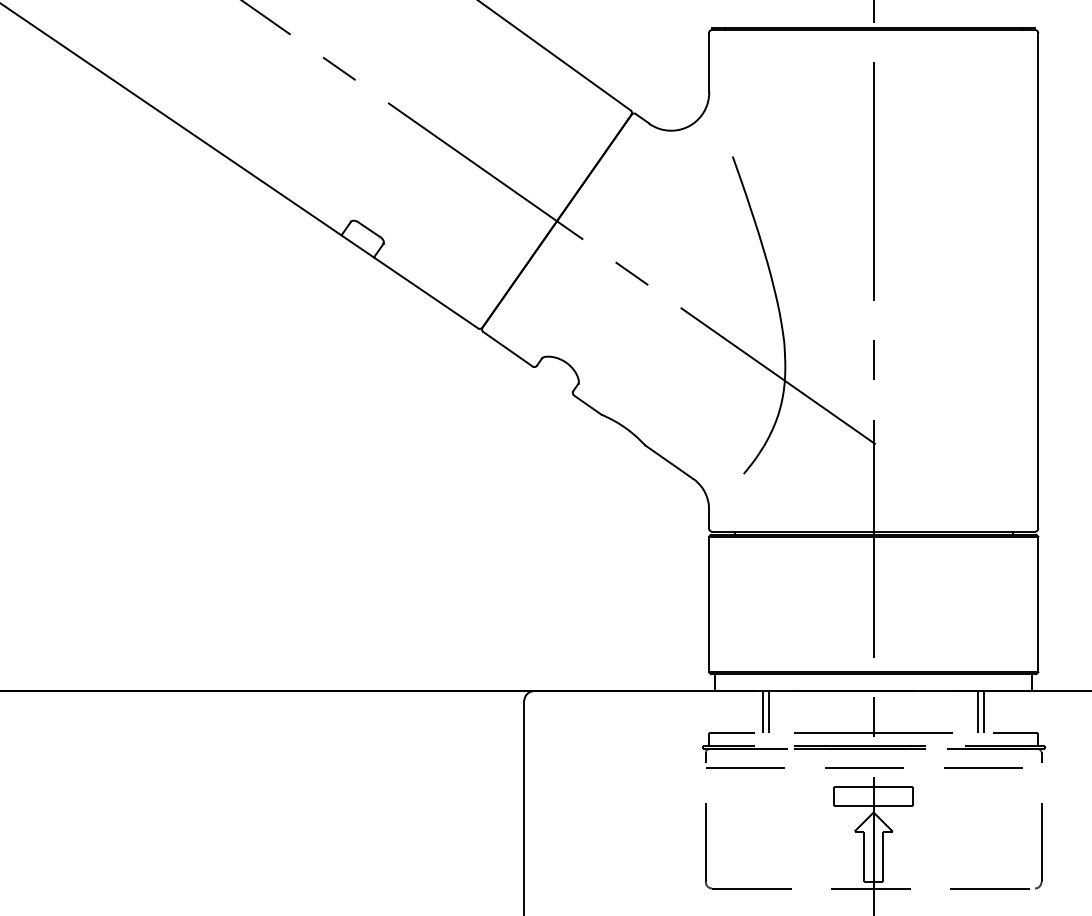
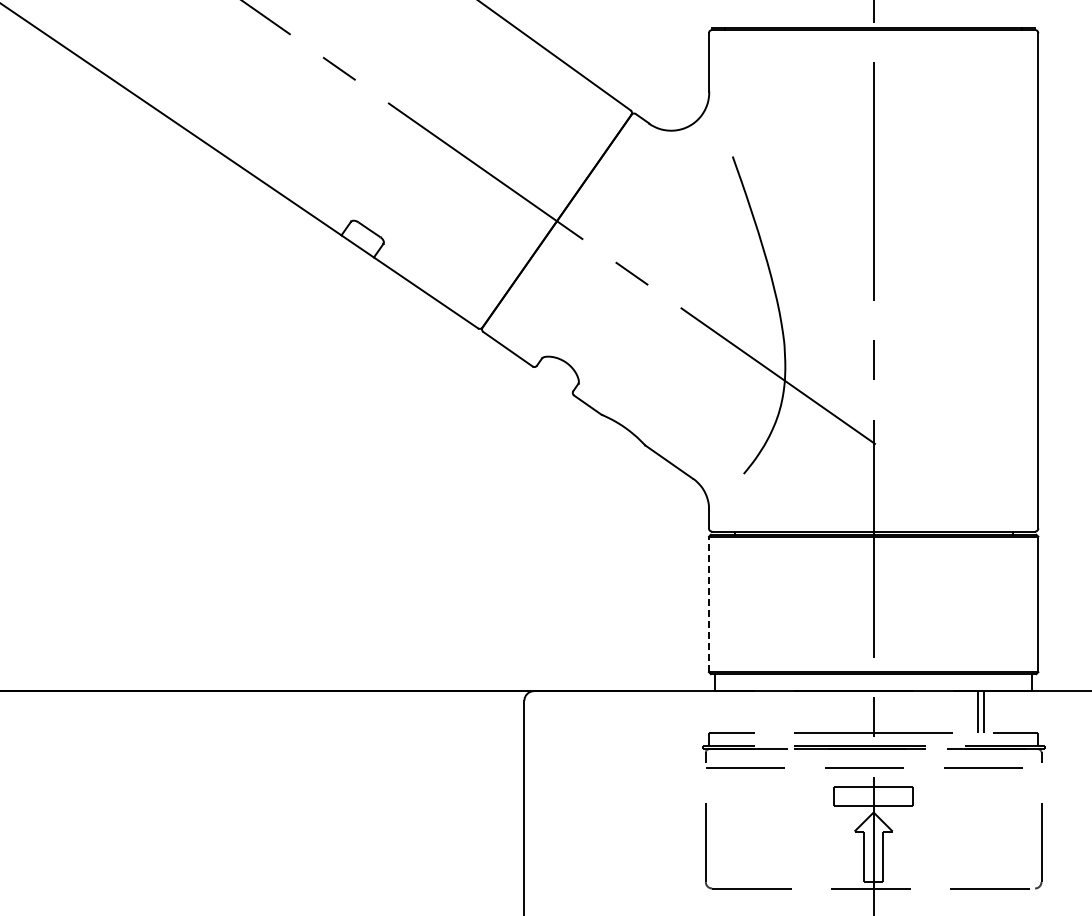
line: solid -> dashed (709, 604)
line: present -> none (762, 712)
line: present -> none (769, 712)
